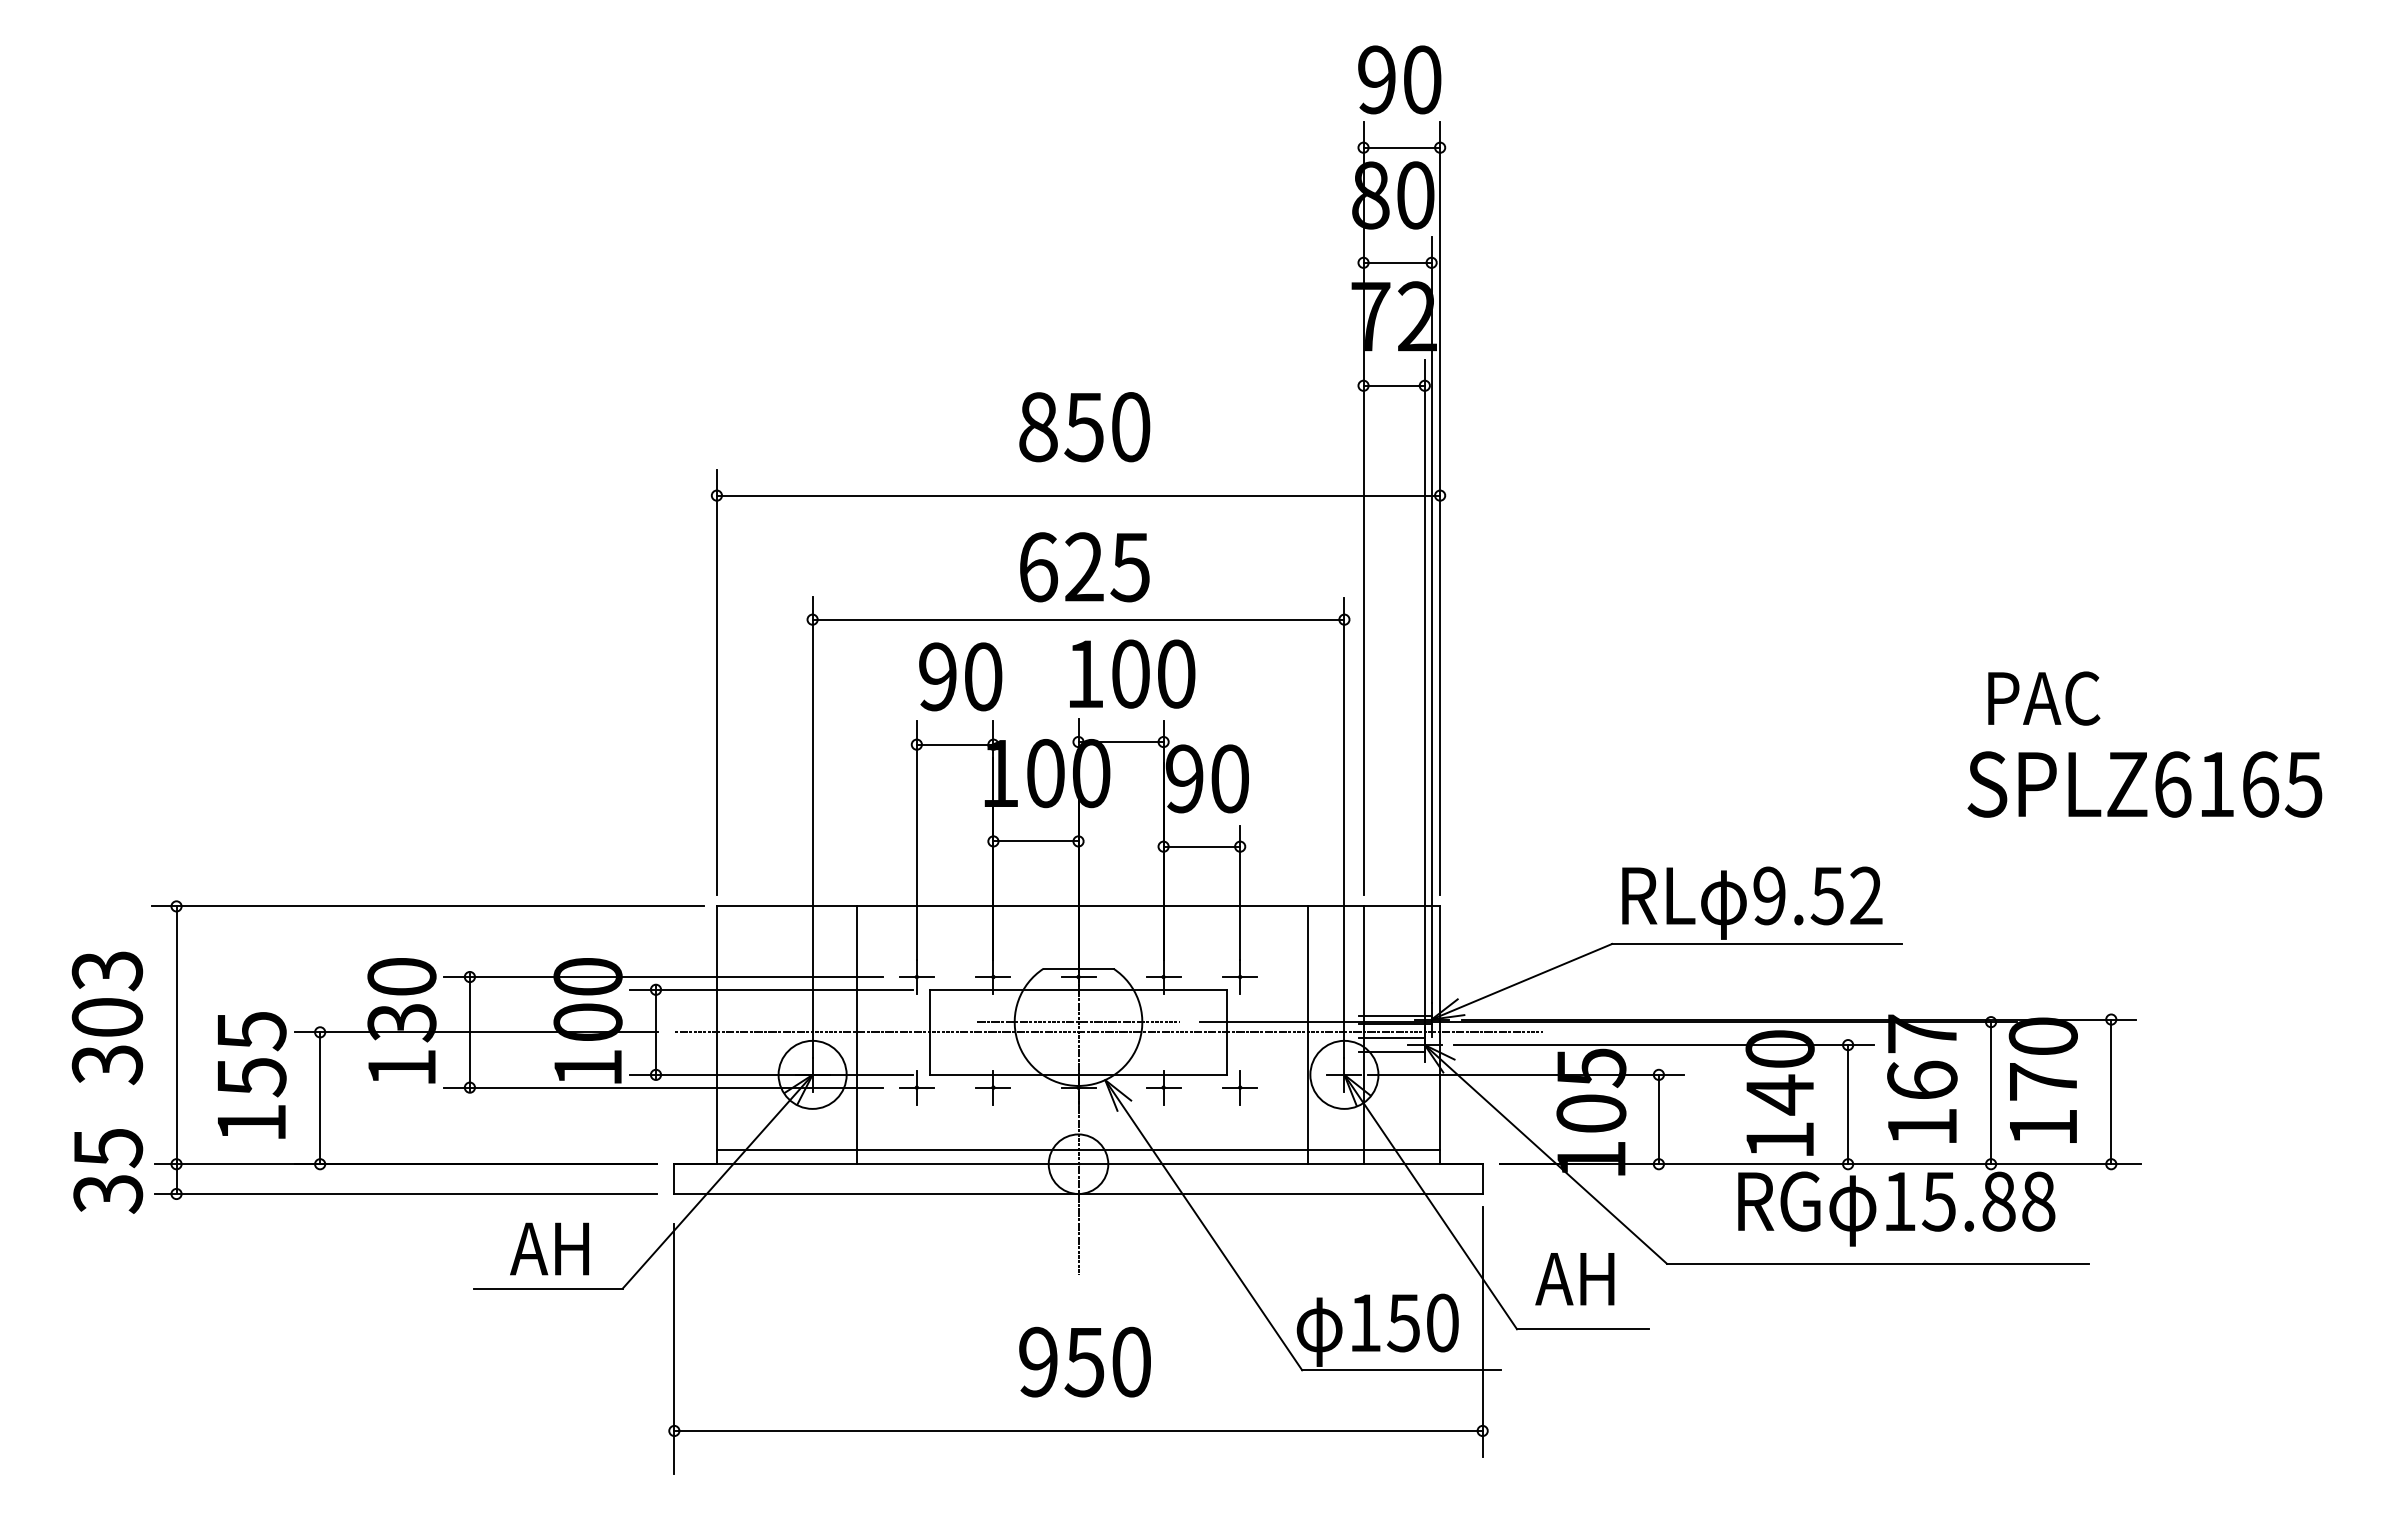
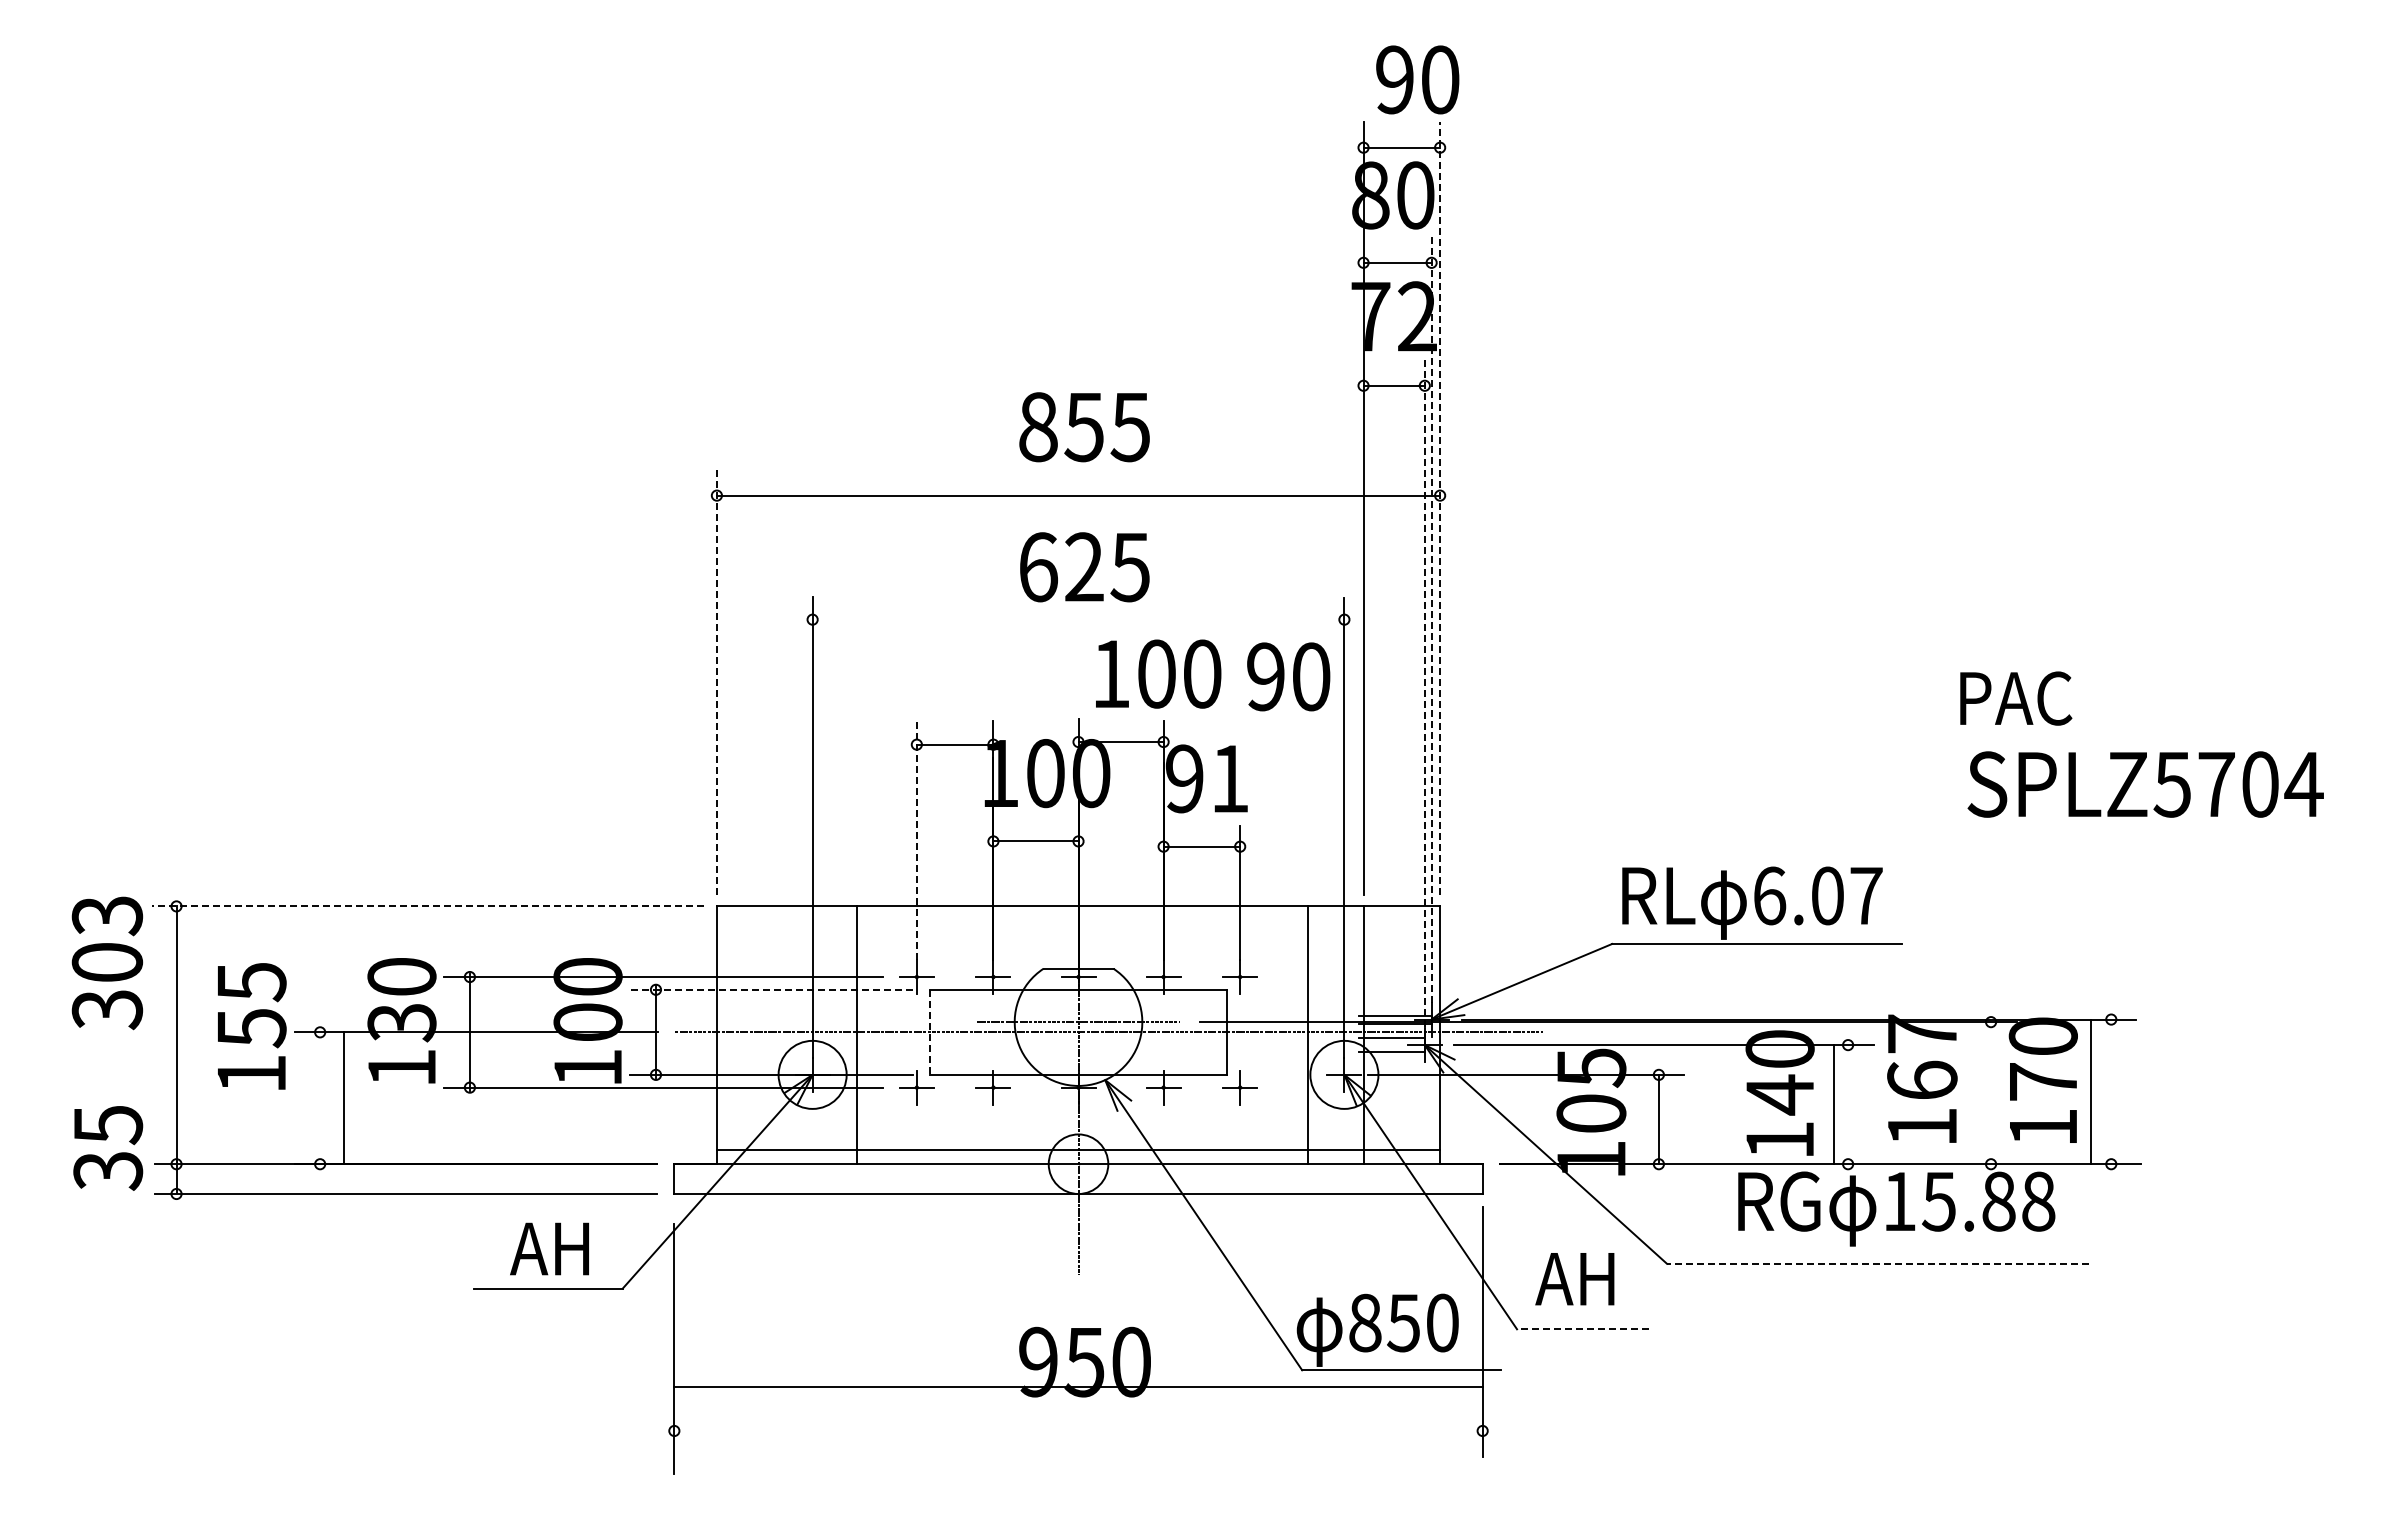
text position: (1399, 79) -> (1417, 79) (1417, 79)
text: 850 -> 855 (1130, 427)
line: solid -> dashed (1440, 508)
line: present -> none (1078, 619)
line: solid -> dashed (1431, 619)
text position: (1132, 673) -> (1158, 673) (1158, 673)
text position: (960, 676) -> (1288, 676) (1288, 676)
line: solid -> dashed (716, 682)
line: solid -> dashed (1424, 698)
text position: (2044, 698) -> (2016, 698) (2016, 698)
text: 90 -> 91 (1229, 778)
text: SPLZ6165 -> SPLZ5704 (2238, 784)
line: solid -> dashed (916, 840)
text: 9.52 -> 6.07 (1817, 895)
line: solid -> dashed (427, 906)
line: solid -> dashed (771, 989)
text position: (107, 1018) -> (107, 963) (107, 963)
line: solid -> dashed (929, 1032)
text position: (252, 1075) -> (252, 1026) (252, 1026)
line position: (2111, 1091) -> (2091, 1091) (2091, 1091)
line: present -> none (1991, 1093)
line position: (320, 1098) -> (344, 1098) (344, 1098)
line position: (1848, 1104) -> (1834, 1104) (1834, 1104)
text position: (108, 1171) -> (108, 1148) (108, 1148)
line: solid -> dashed (1877, 1263)
text: 150 -> 850 (1365, 1322)
line: solid -> dashed (1582, 1329)
line position: (1078, 1430) -> (1078, 1386) (1078, 1386)
